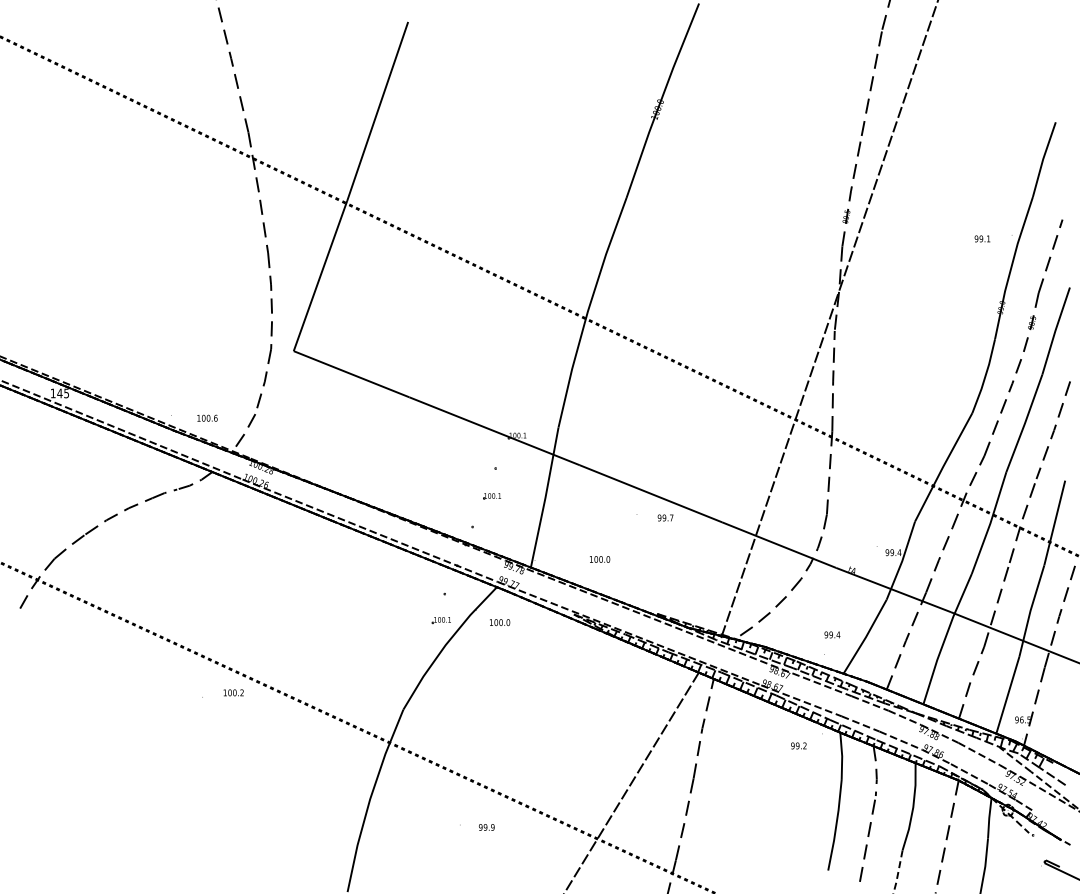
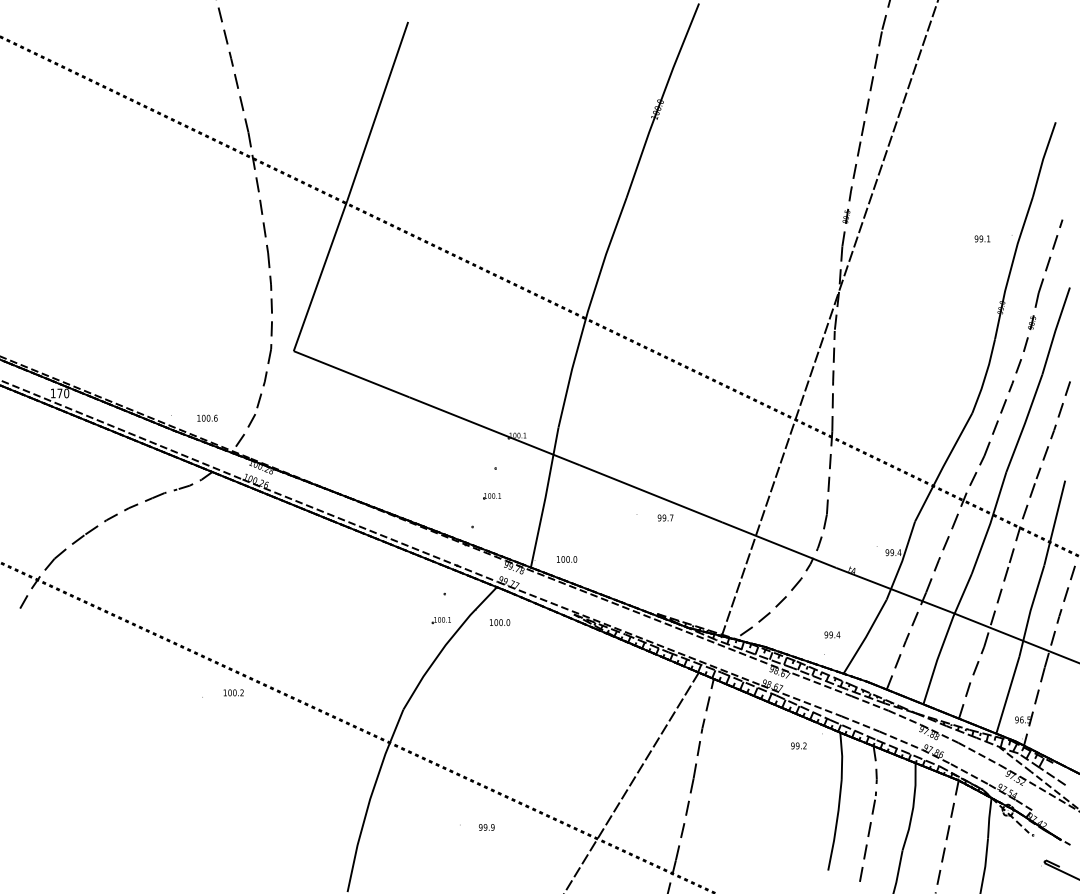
text: 145 -> 170 (63, 393)
text position: (600, 559) -> (567, 559) (567, 559)
line: dashed -> solid (898, 872)
